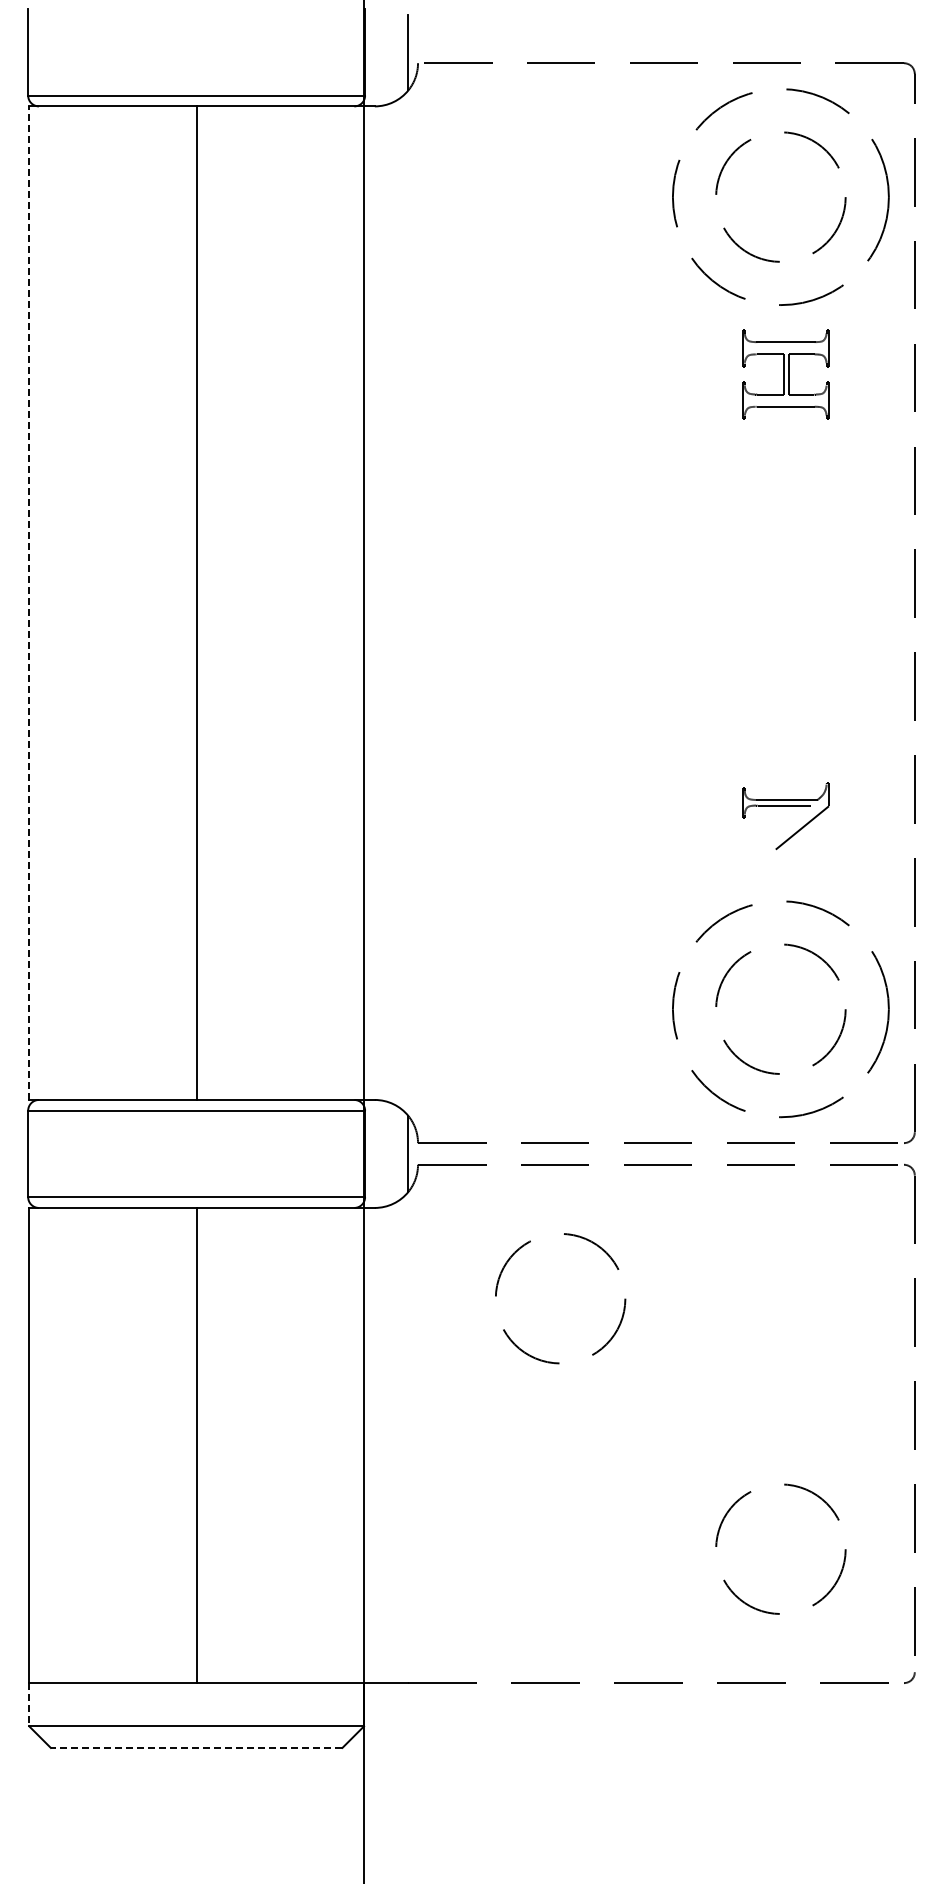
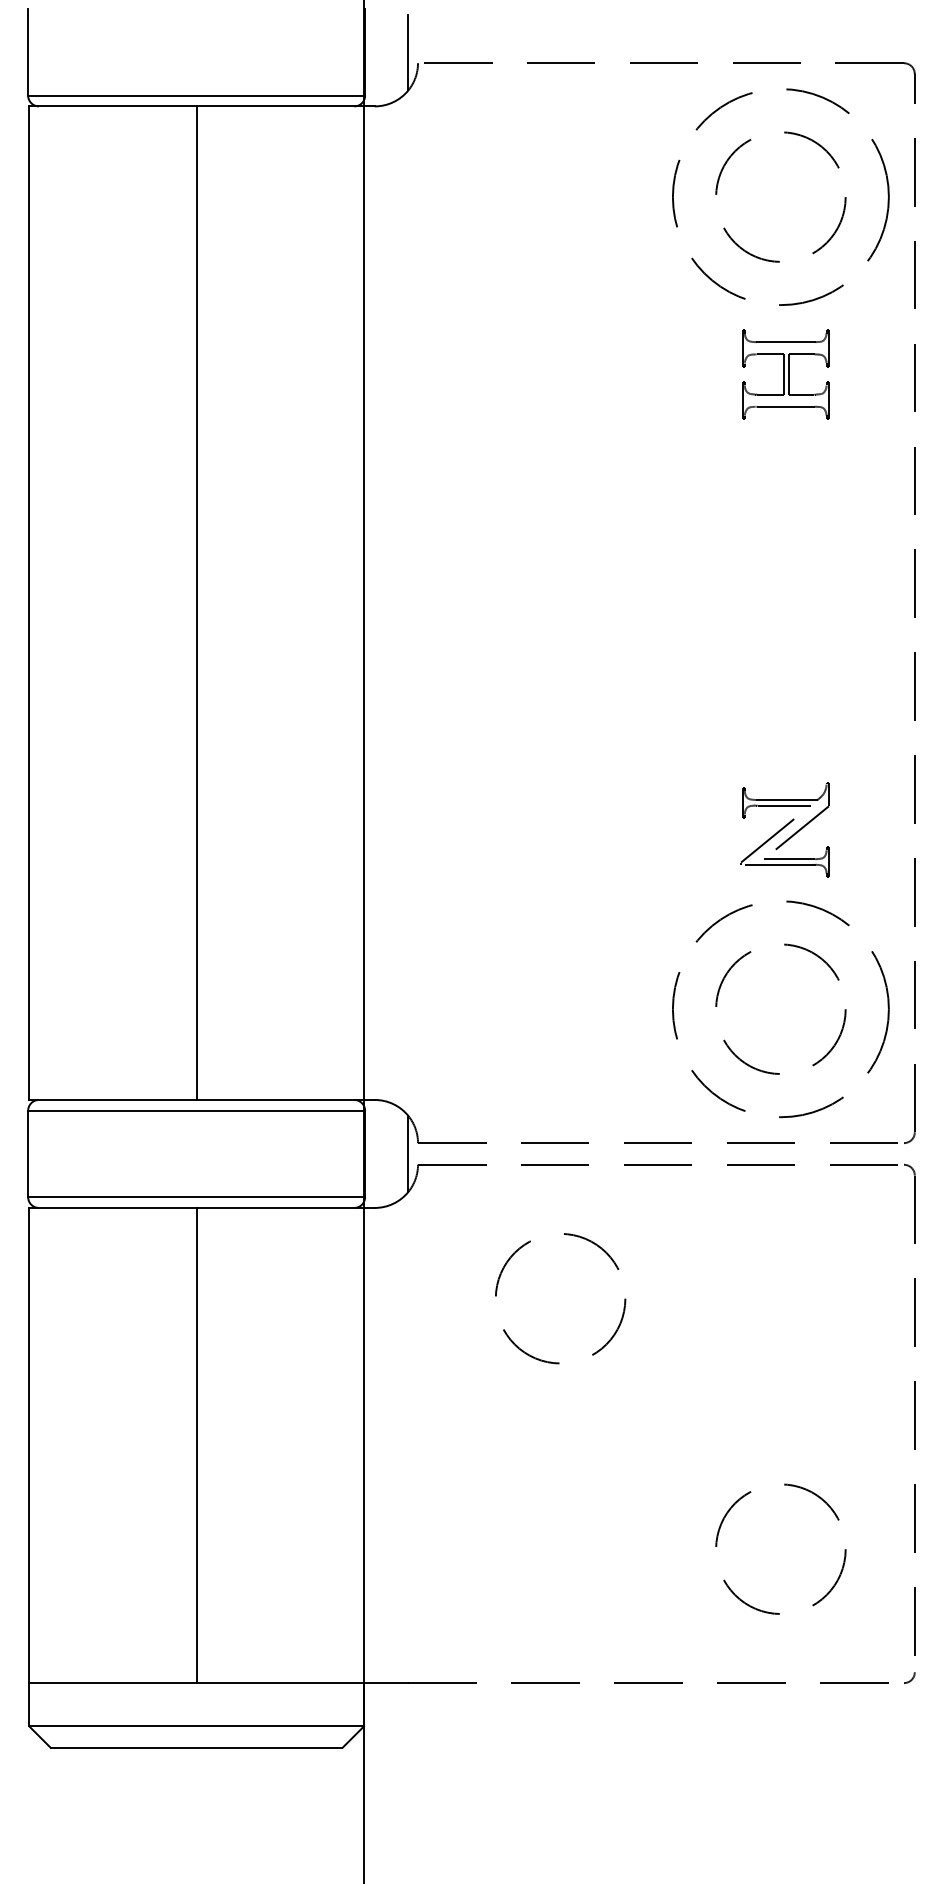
line: dashed -> solid (29, 603)
part: none -> present (784, 858)
line: dashed -> solid (29, 1704)
line: dashed -> solid (196, 1747)
